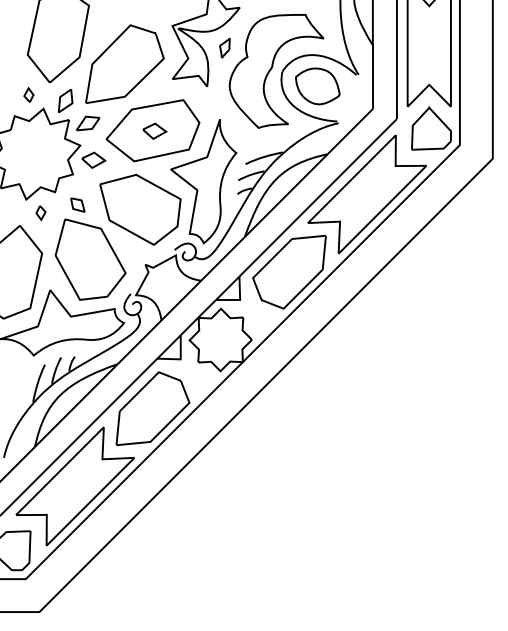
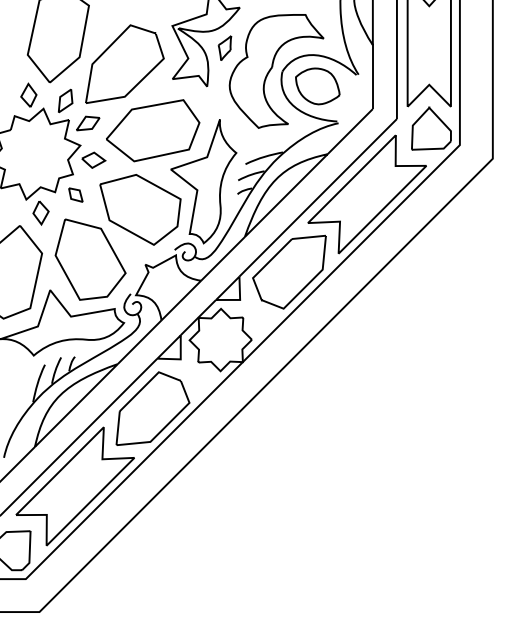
part size: 12x22 px -> 16x26 px (224, 47)
part size: 12x16 px -> 18x26 px (28, 94)
part: present -> none (154, 130)
part position: (77, 204) -> (75, 194) (75, 194)
part size: 12x17 px -> 18x26 px (40, 212)
